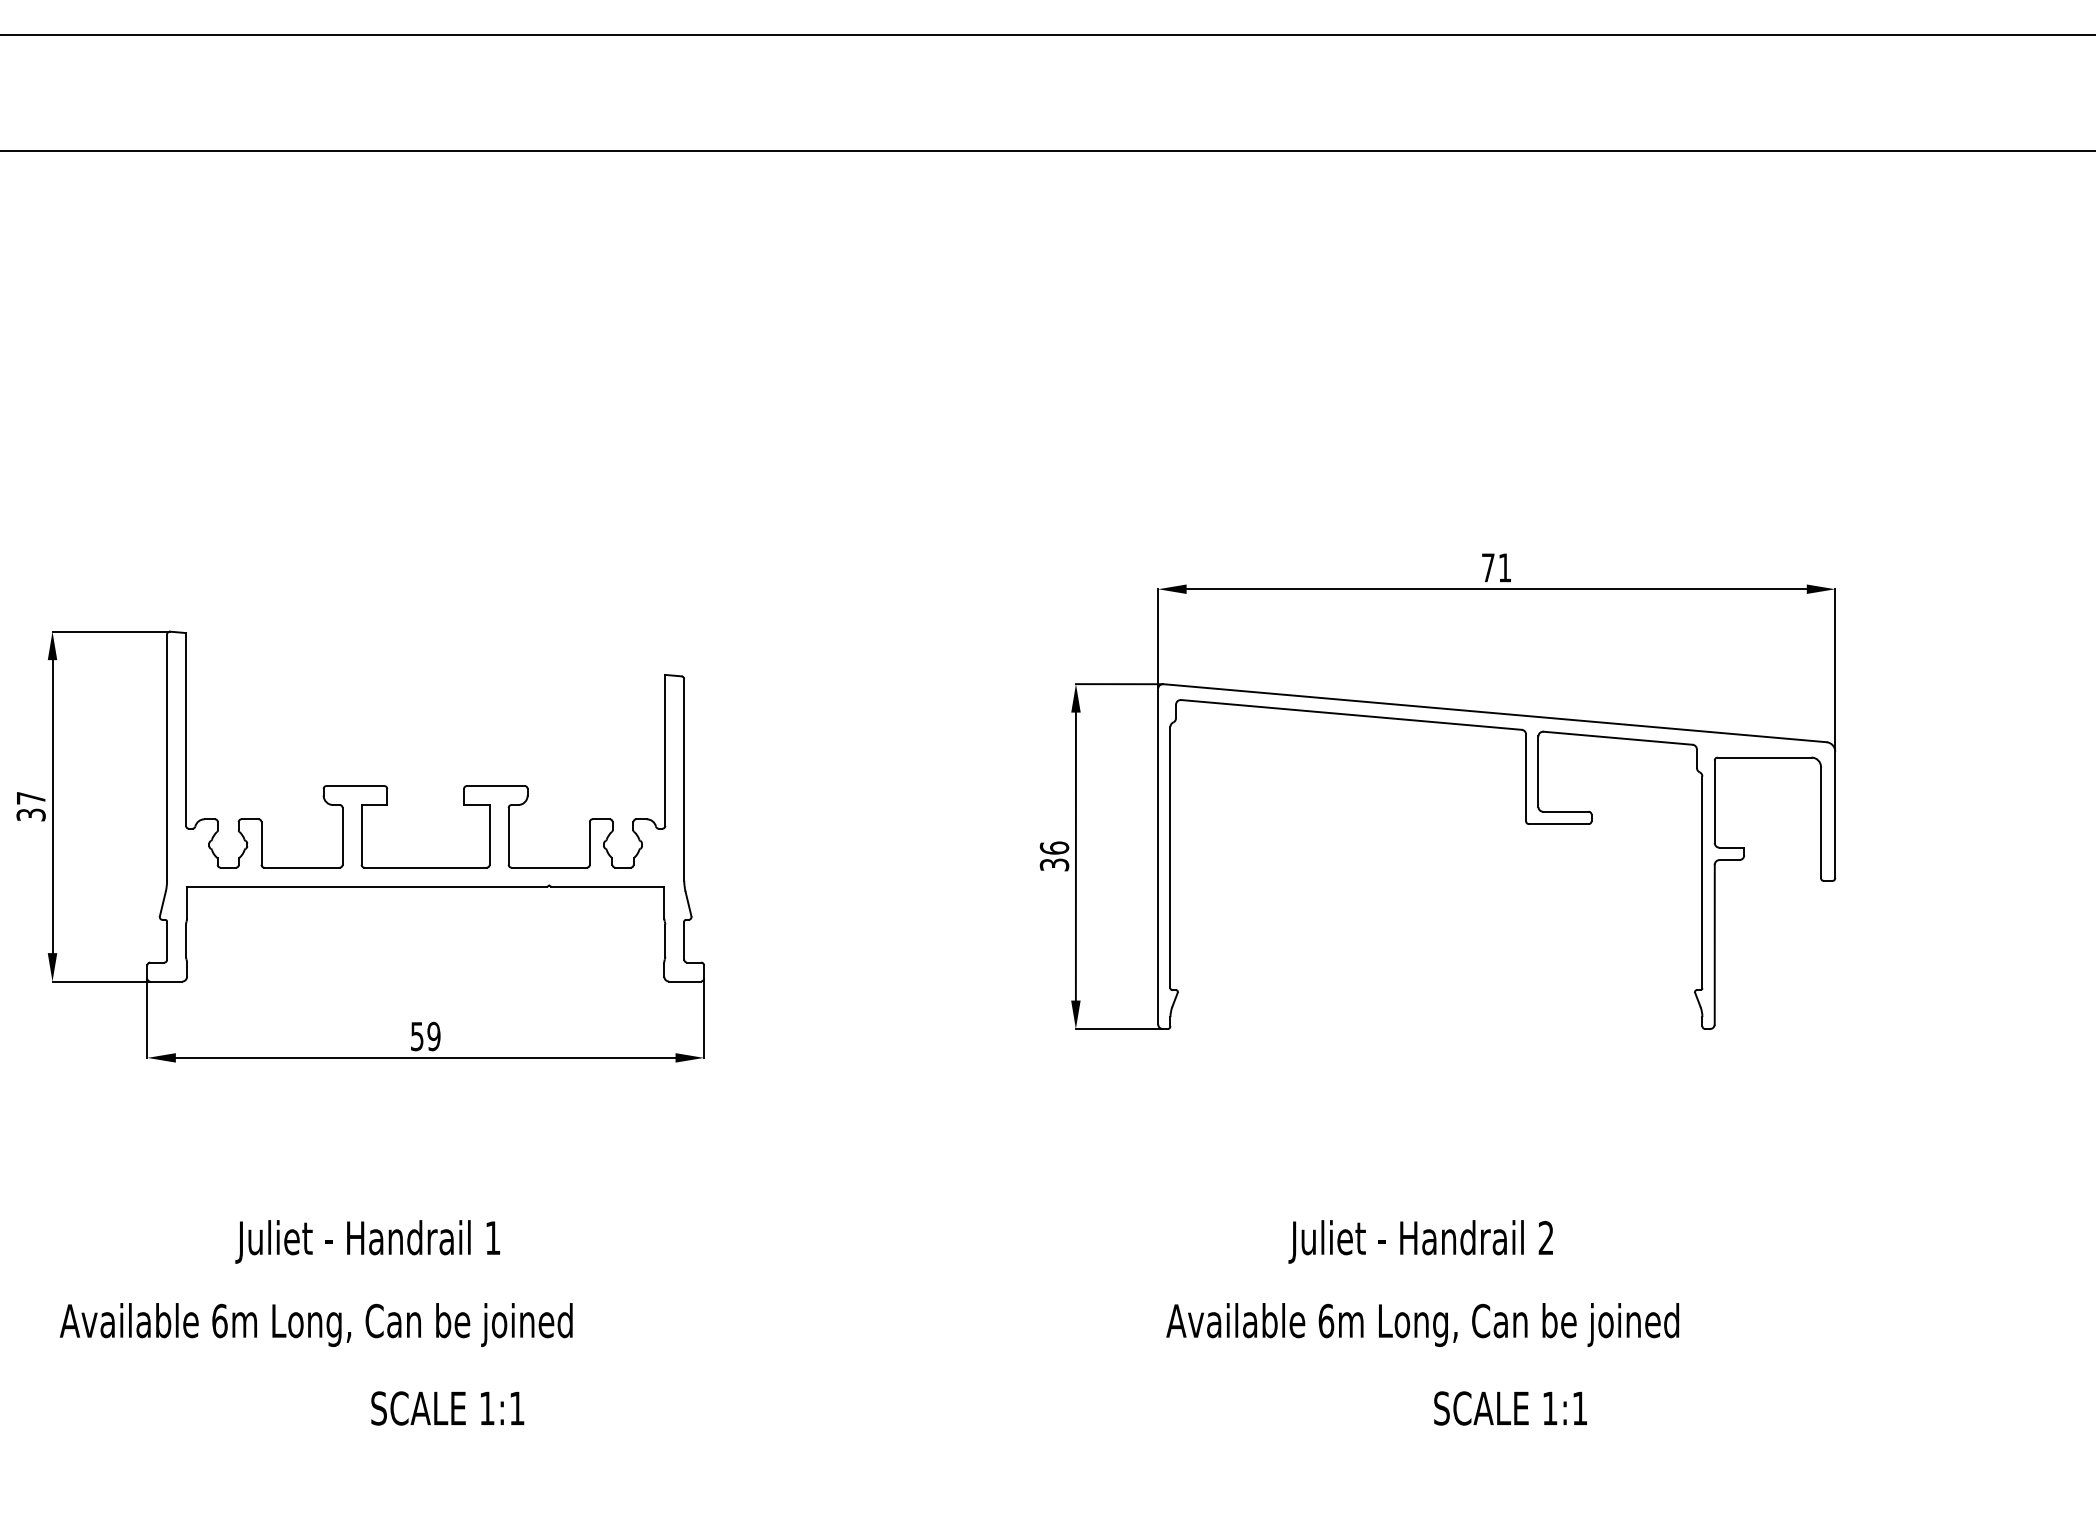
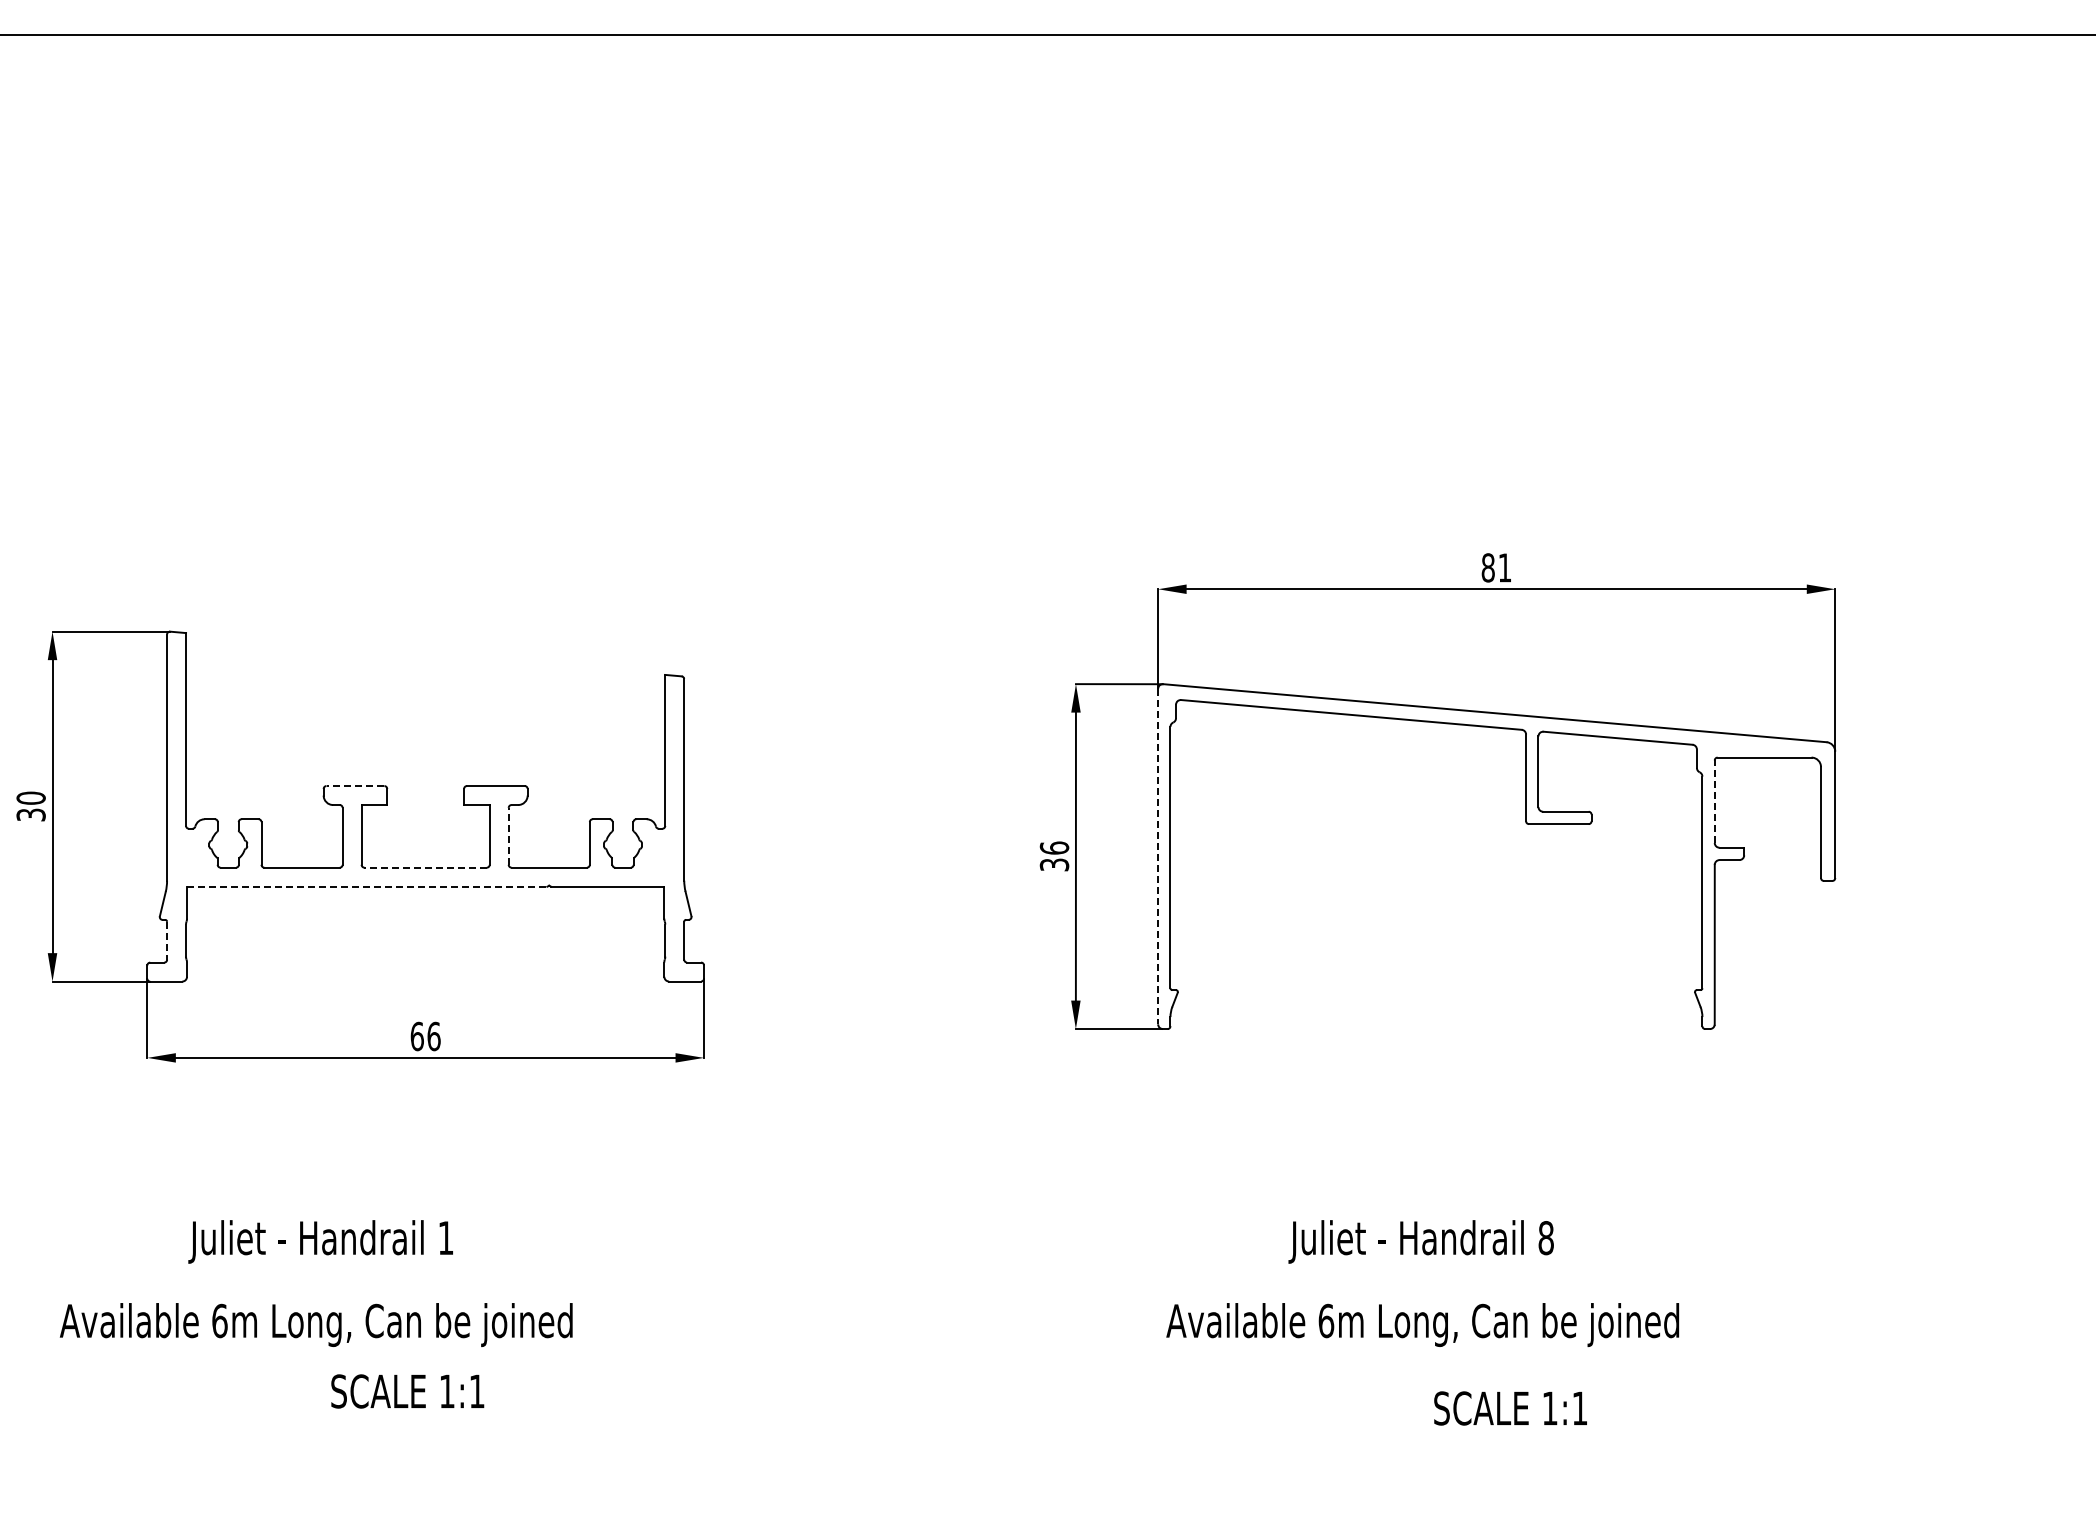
line: present -> none (1047, 150)
text: 71 -> 81 (1487, 567)
line: solid -> dashed (355, 786)
text: 37 -> 30 (30, 797)
line: solid -> dashed (1714, 801)
line: solid -> dashed (508, 835)
line: solid -> dashed (1158, 856)
line: solid -> dashed (425, 867)
line: solid -> dashed (367, 886)
line: solid -> dashed (167, 940)
text: 59 -> 66 (425, 1036)
text: 2 -> 8 (1545, 1238)
text position: (367, 1241) -> (320, 1241) (320, 1241)
text position: (447, 1408) -> (407, 1391) (407, 1391)
